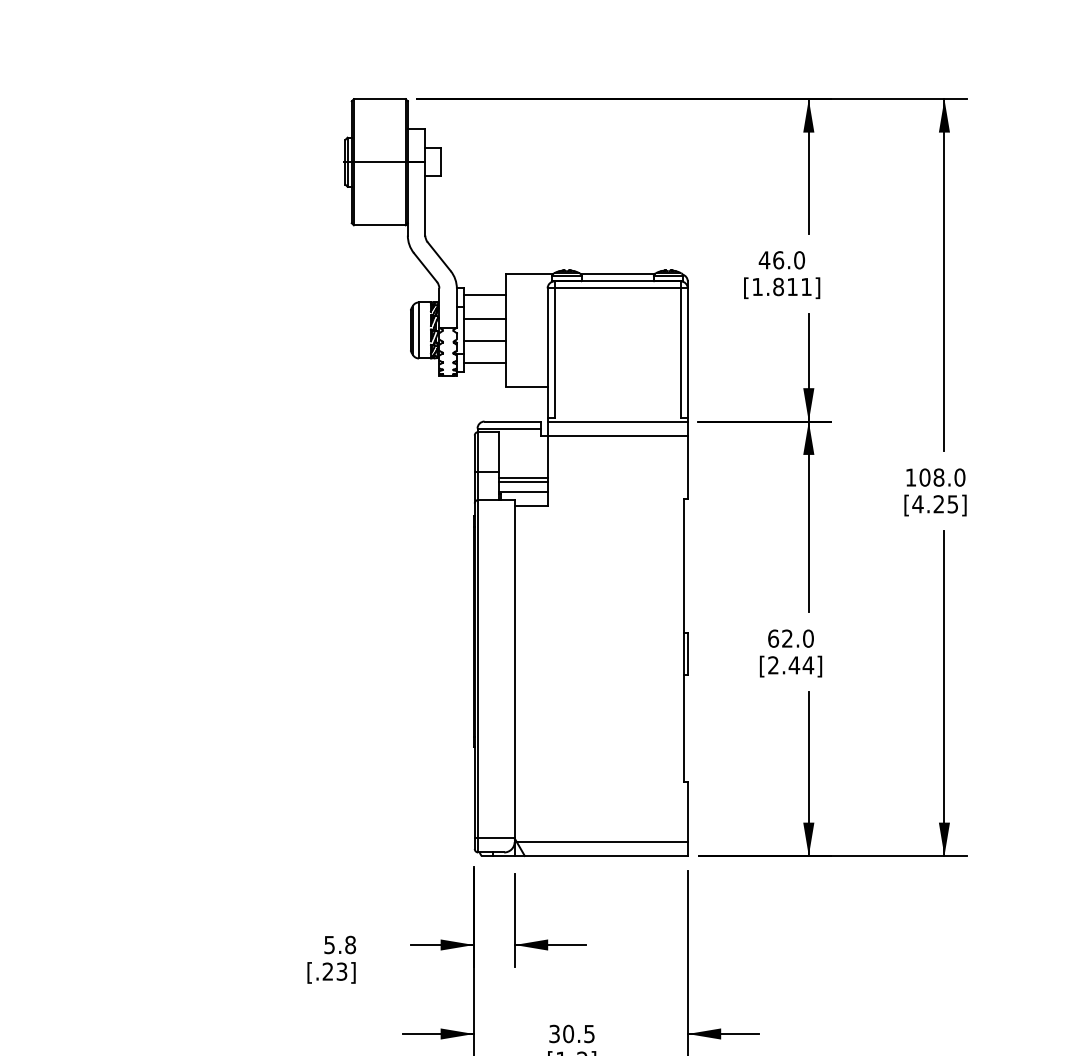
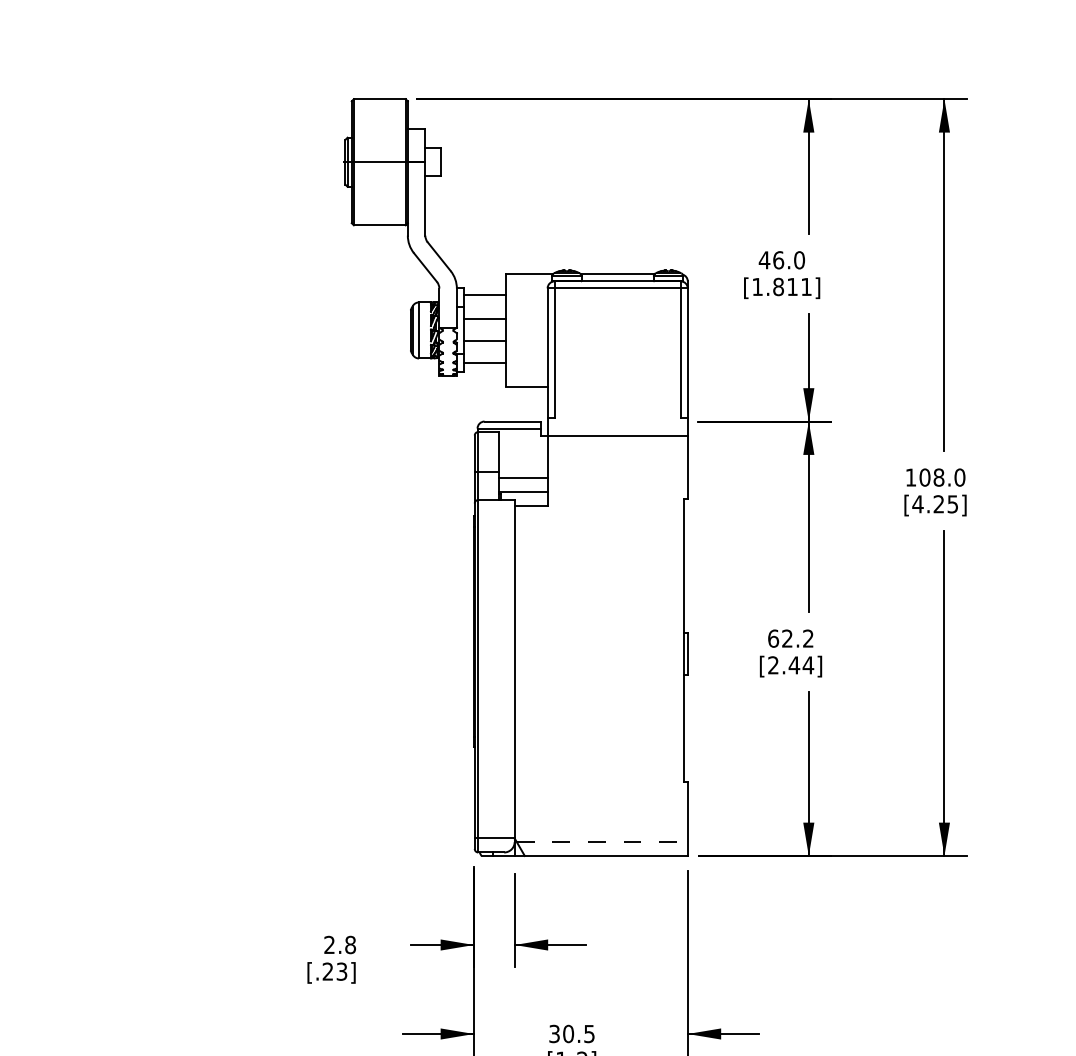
line: present -> none (617, 421)
line: present -> none (523, 481)
text: 62.0 -> 62.2 (808, 638)
line: solid -> dashed (602, 841)
text: 5.8 -> 2.8 (329, 944)
